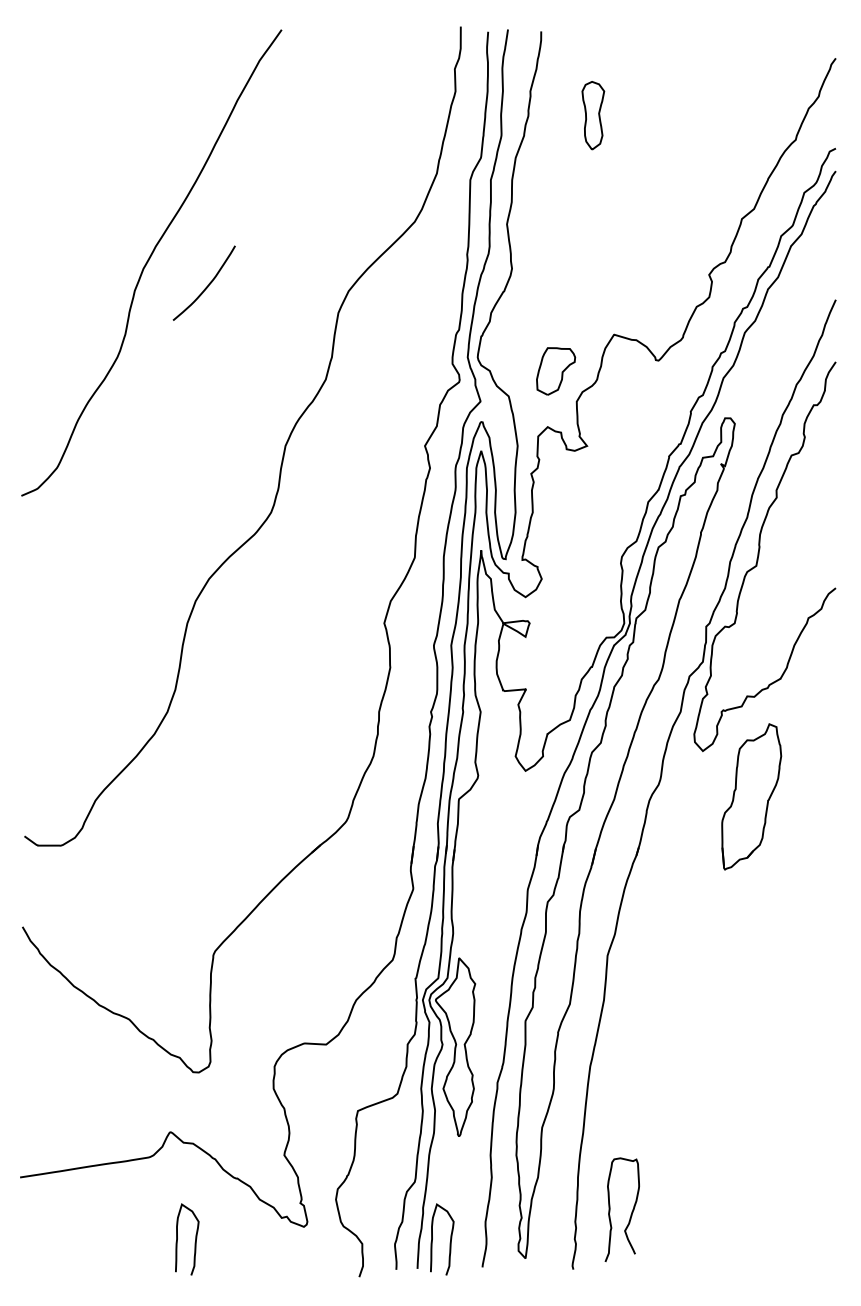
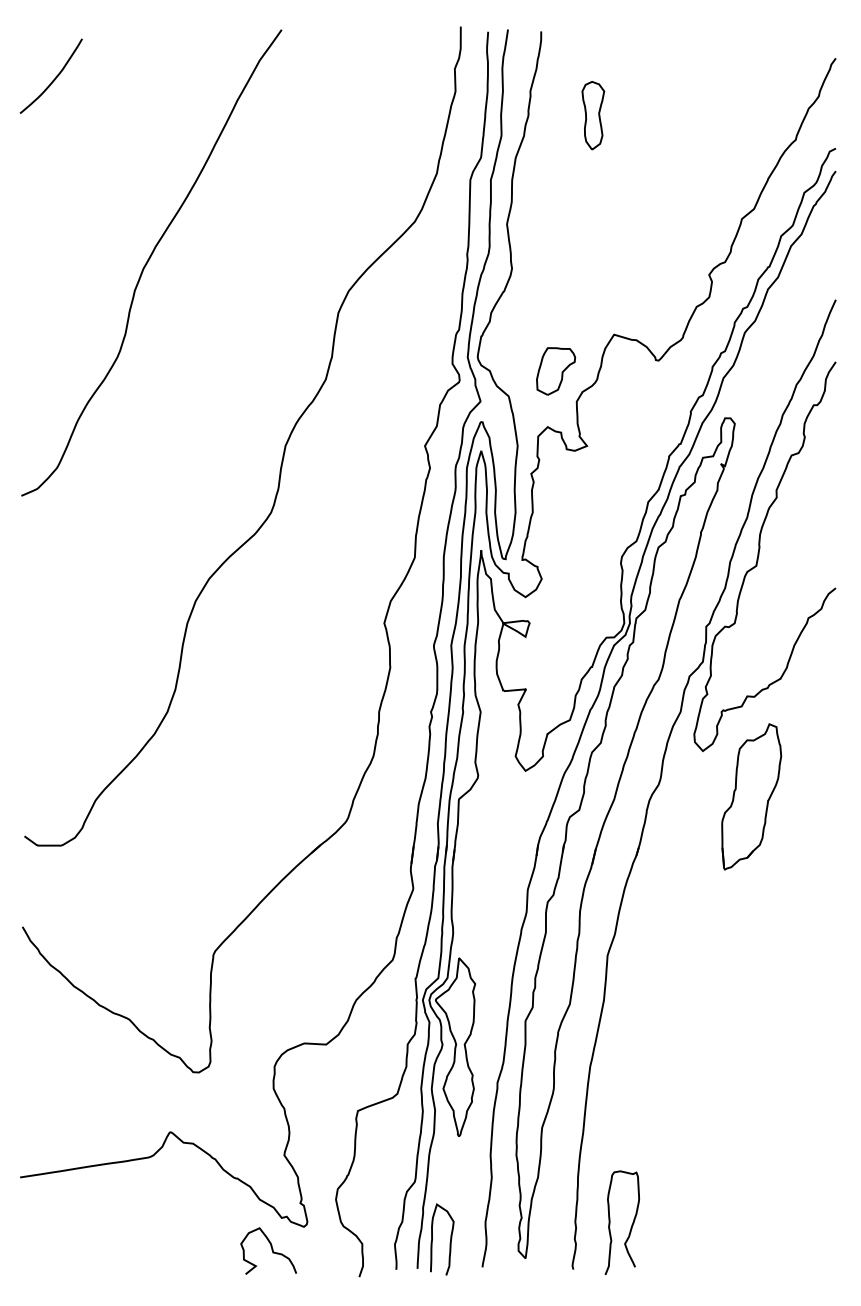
curve position: (207, 285) -> (54, 78) (54, 78)
curve position: (631, 1211) -> (631, 1224) (631, 1224)
curve: present -> none (194, 1242)
curve: none -> present (271, 1250)
